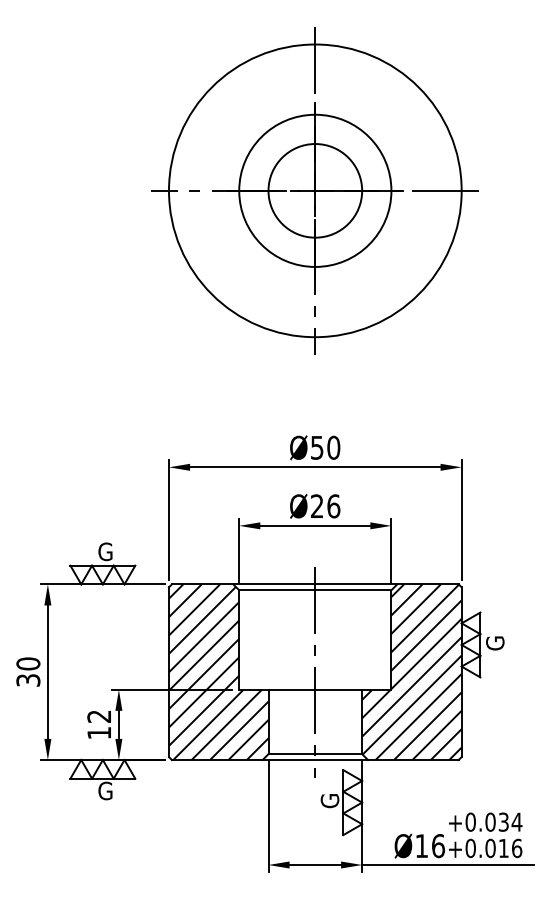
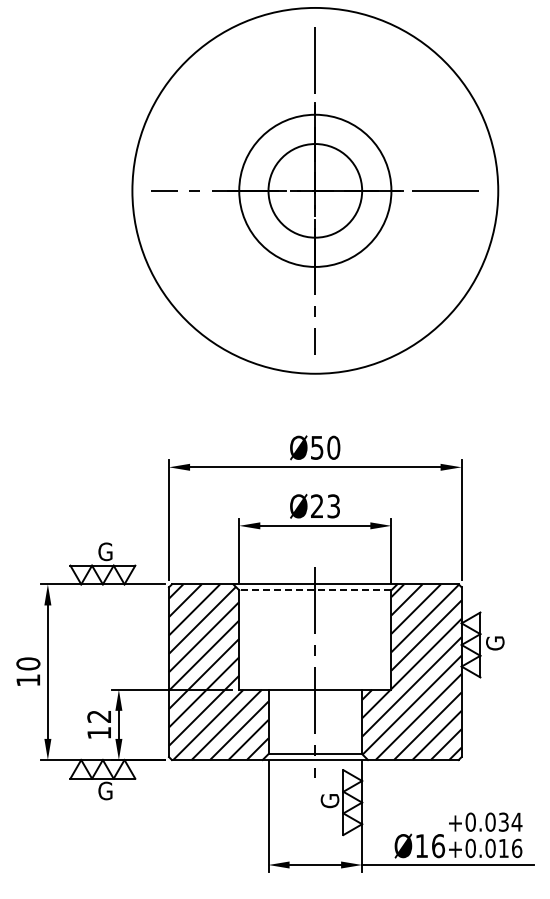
circle diameter: 293 px -> 366 px (315, 190)
text: Ø26 -> Ø23 (333, 506)
line: solid -> dashed (314, 590)
text: 30 -> 10 (28, 680)
